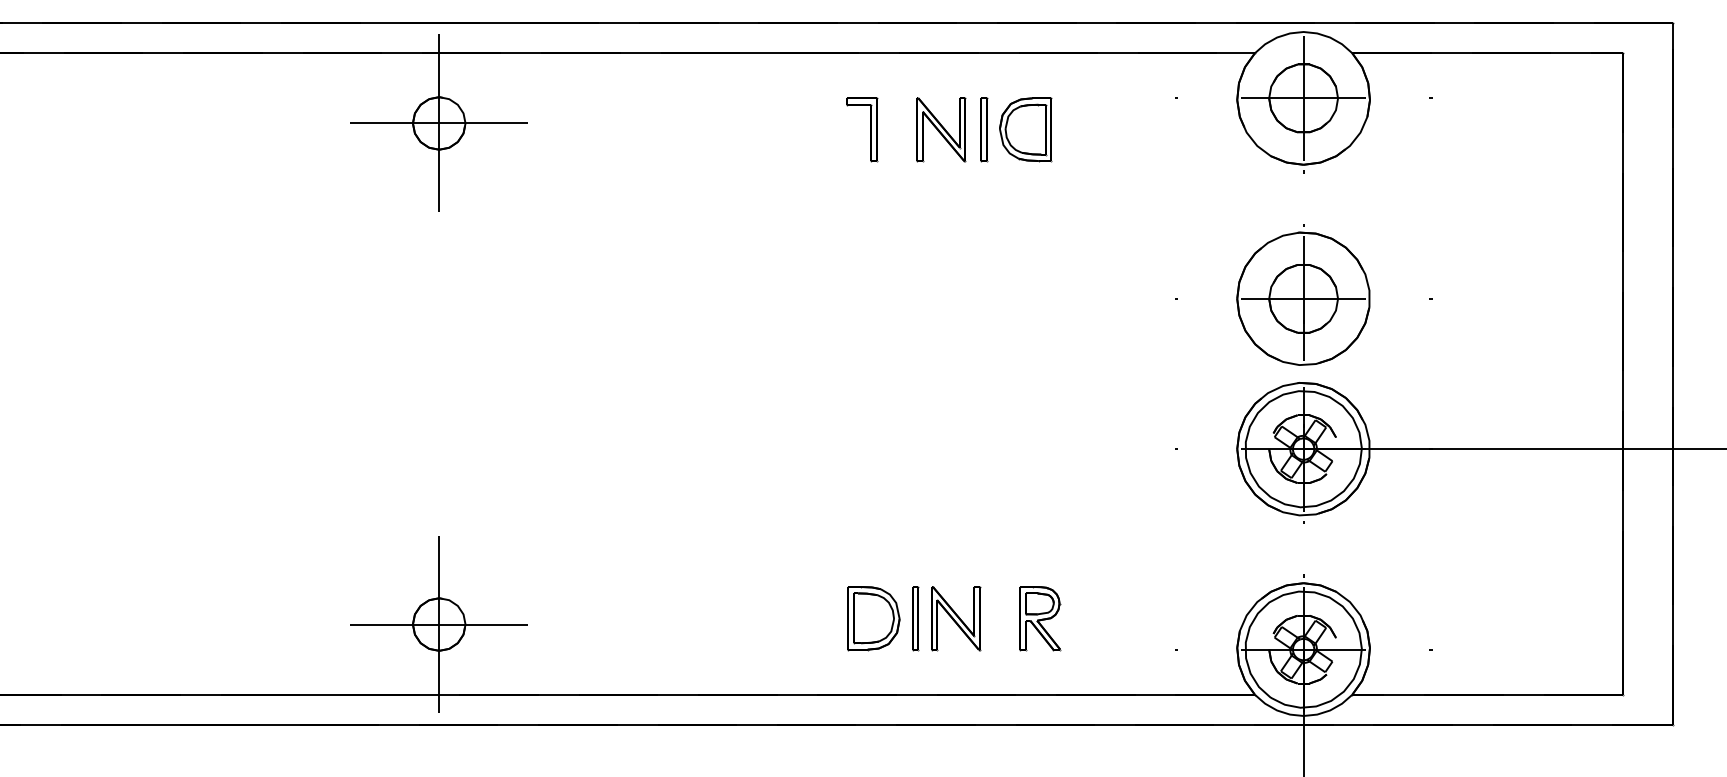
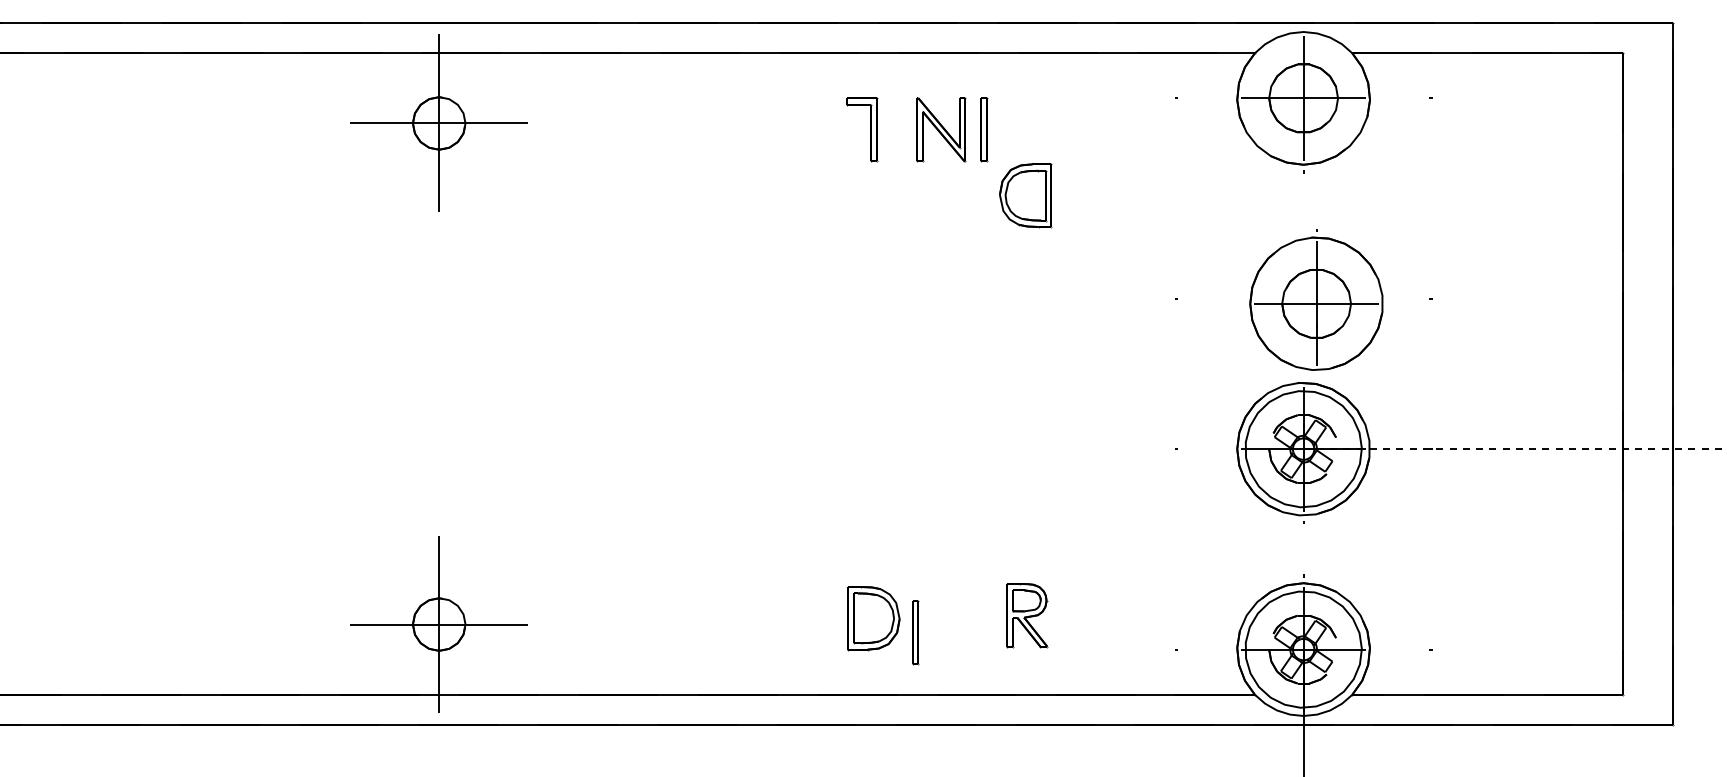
part position: (1025, 129) -> (1025, 195) (1025, 195)
part position: (1303, 294) -> (1316, 299) (1316, 299)
line: solid -> dashed (1515, 449)
part position: (915, 618) -> (915, 632) (915, 632)
part: present -> none (956, 618)
part position: (1040, 618) -> (1027, 615) (1027, 615)
